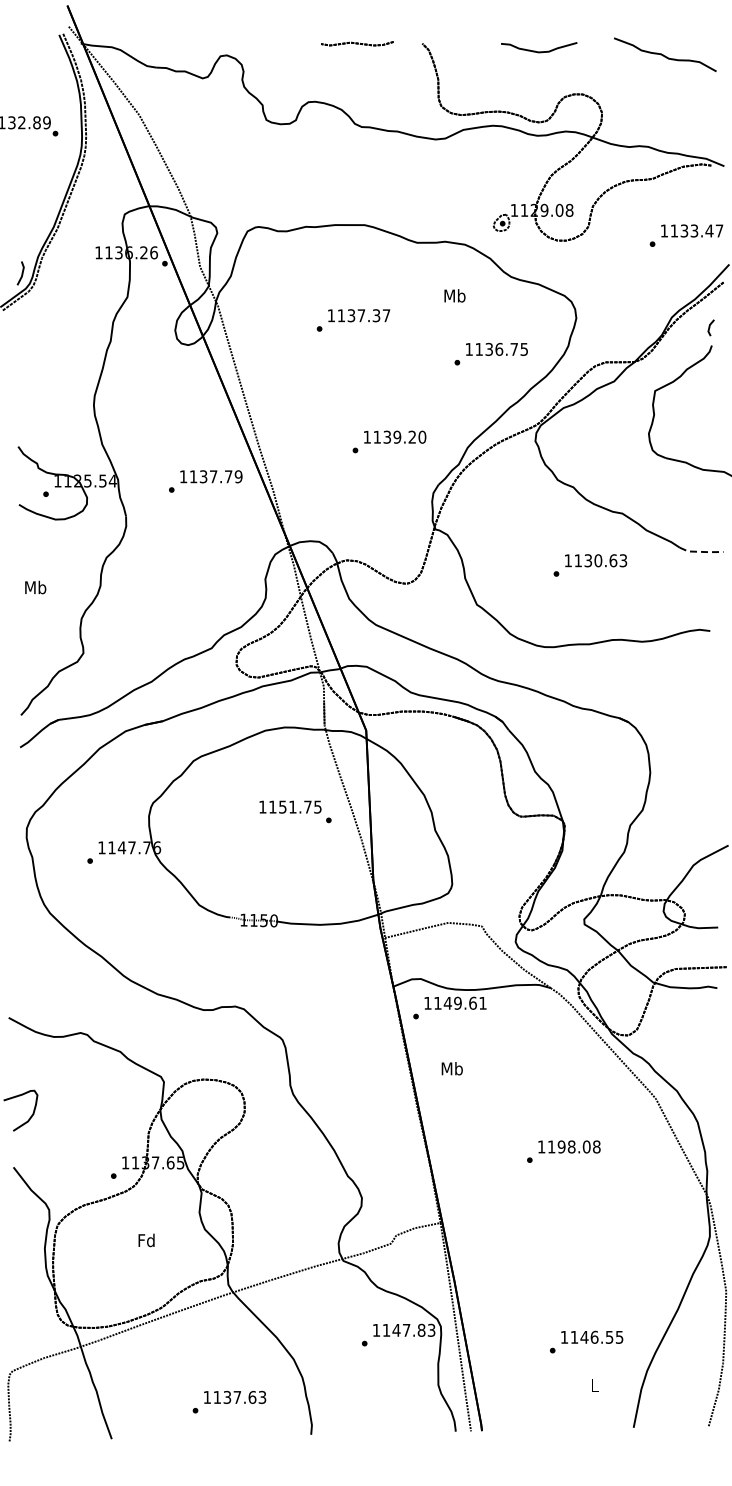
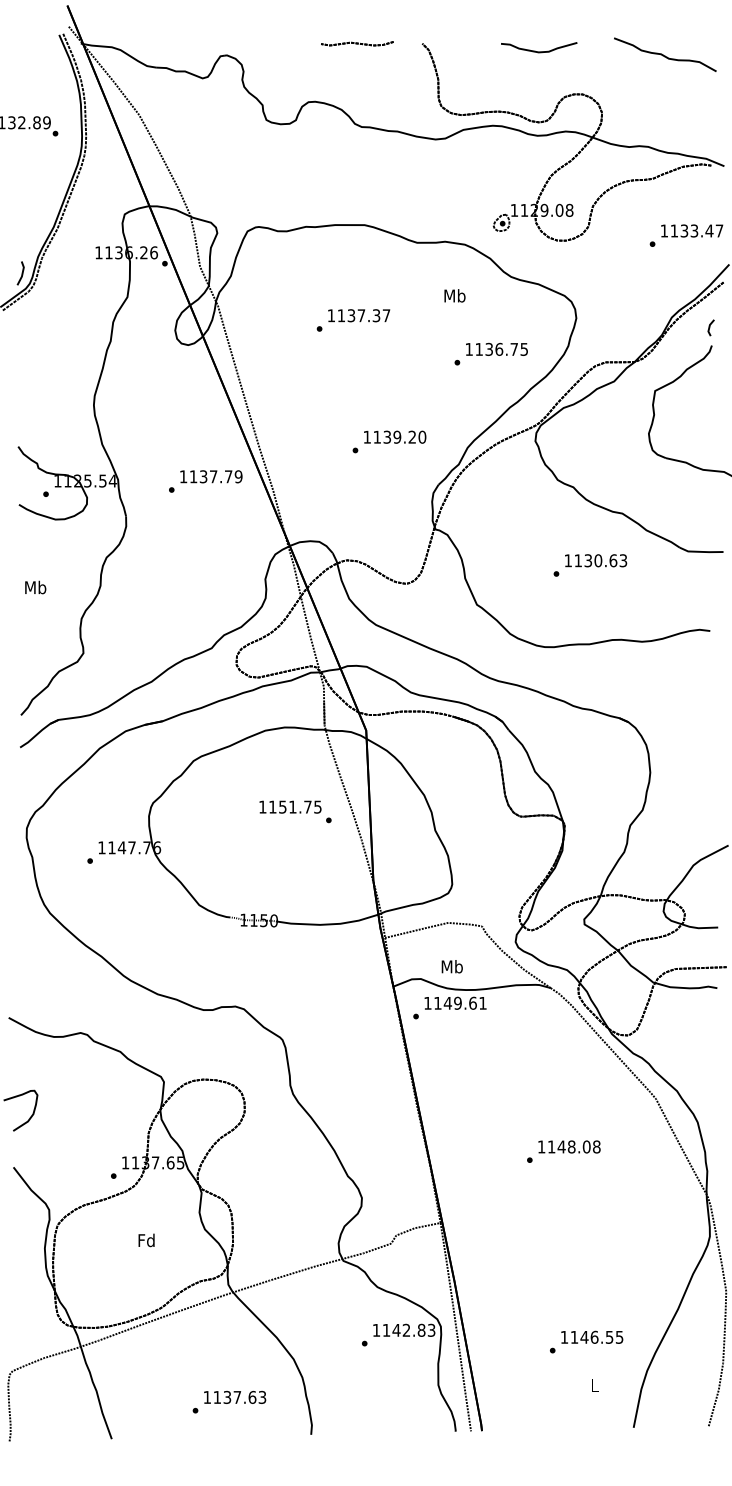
line: dashed -> solid (701, 551)
text position: (451, 1068) -> (451, 966) (451, 966)
text: 1198.08 -> 1148.08 (561, 1146)
text: 1147.83 -> 1142.83 (406, 1329)
